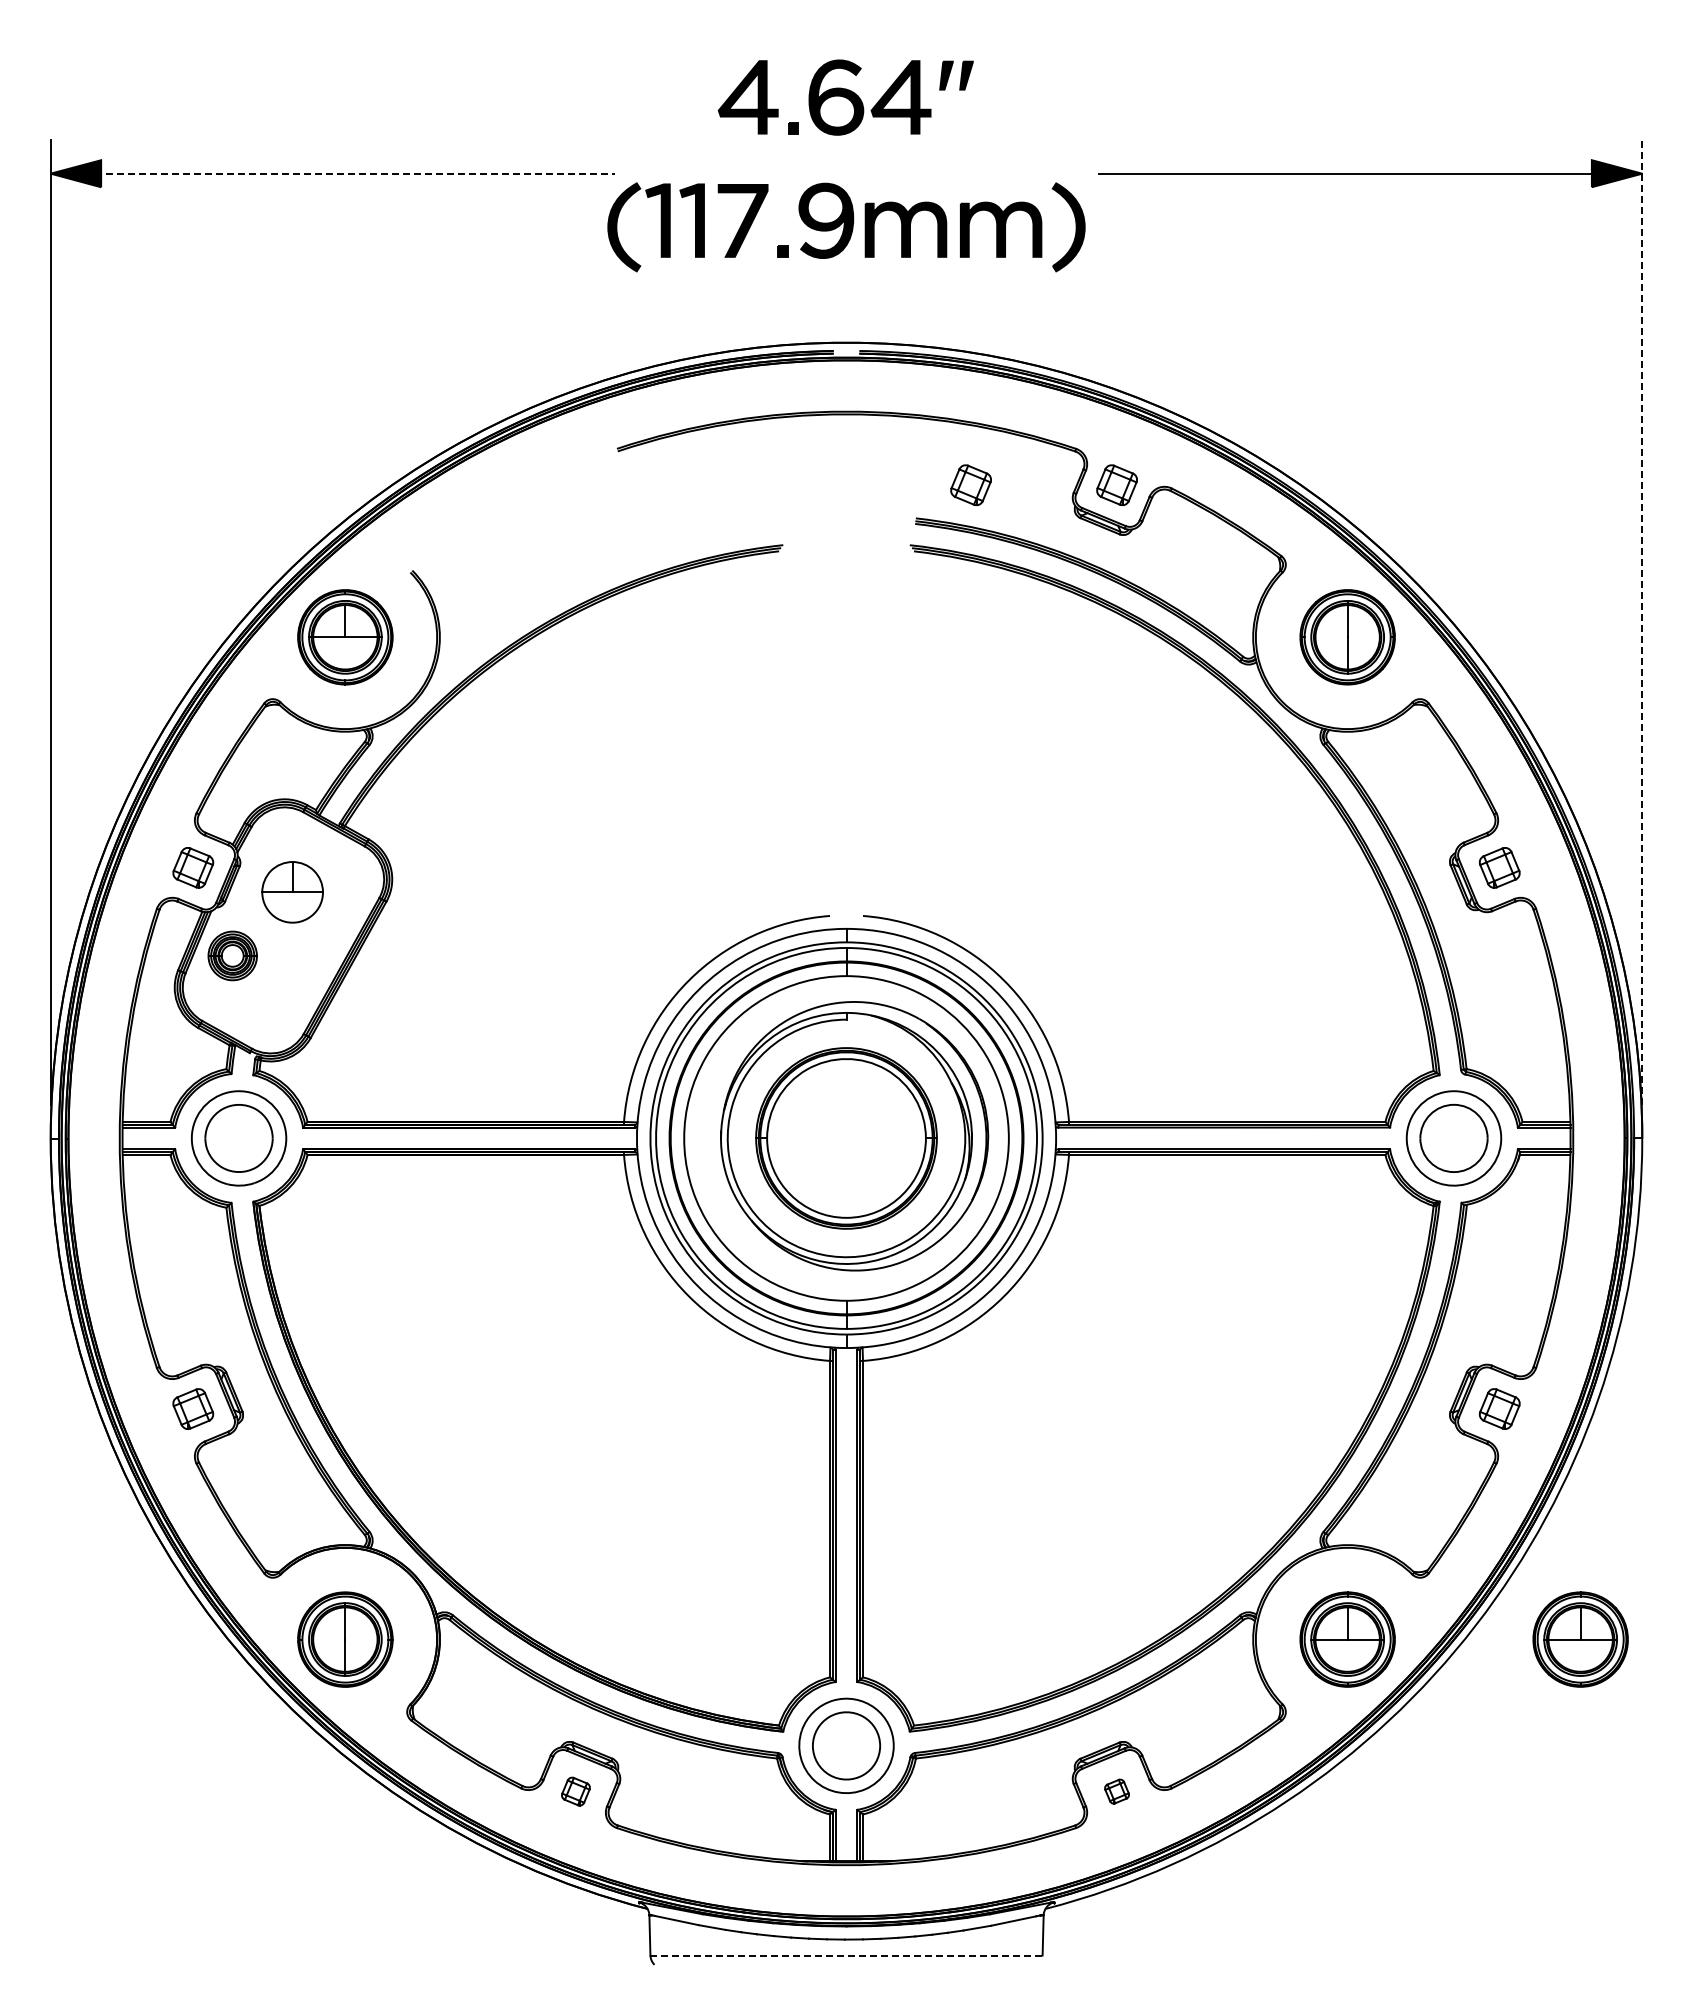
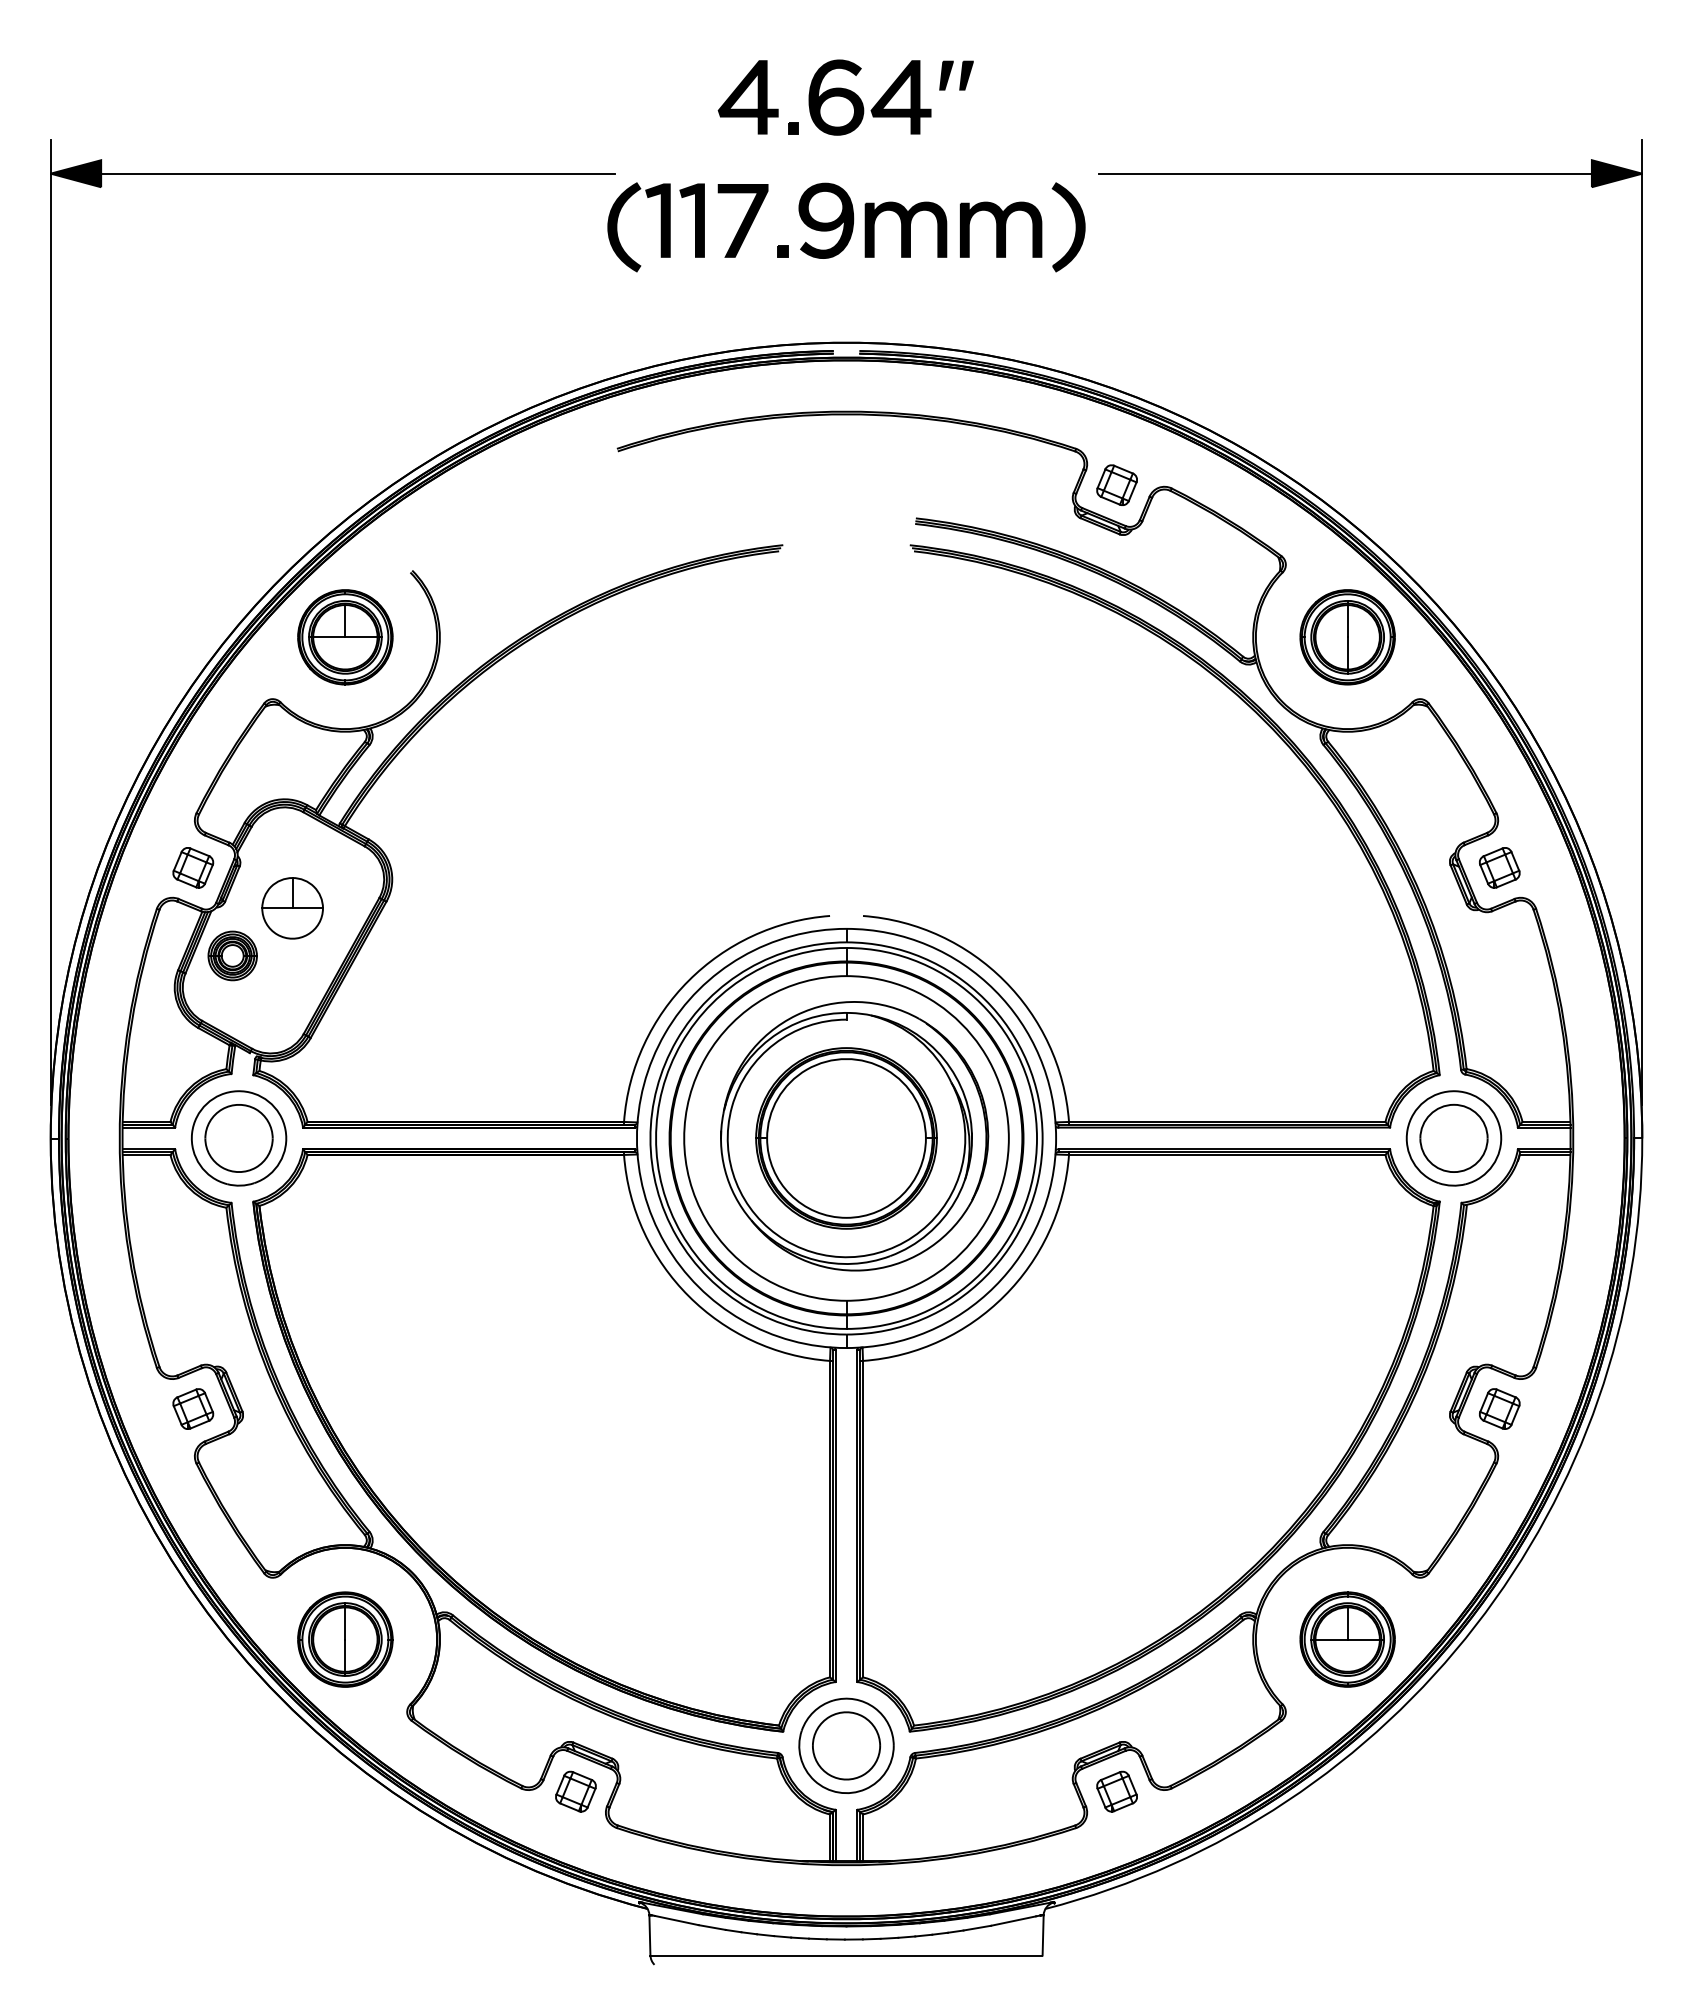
line: dashed -> solid (332, 173)
part: present -> none (970, 484)
line: dashed -> solid (1642, 621)
part position: (292, 892) -> (292, 908) (292, 908)
part: present -> none (1580, 1639)
part size: 30x31 px -> 42x43 px (575, 1791)
part size: 26x27 px -> 42x43 px (1116, 1791)
line: dashed -> solid (846, 1955)
